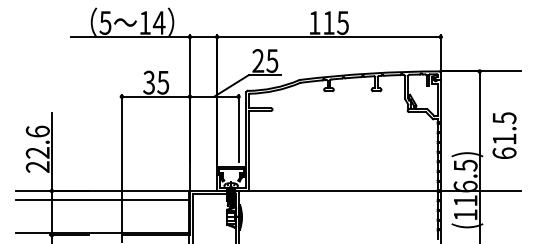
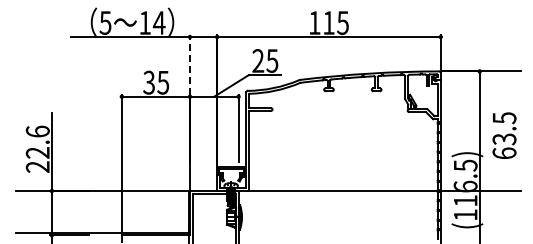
line: solid -> dashed (189, 64)
text: 61.5 -> 63.5 (504, 139)
line: present -> none (101, 200)
